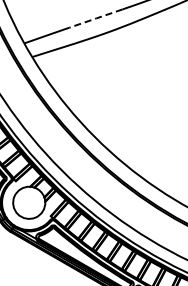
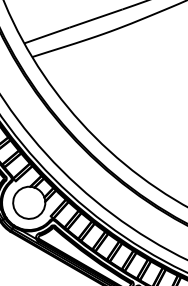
line: dashed -> solid (96, 18)
